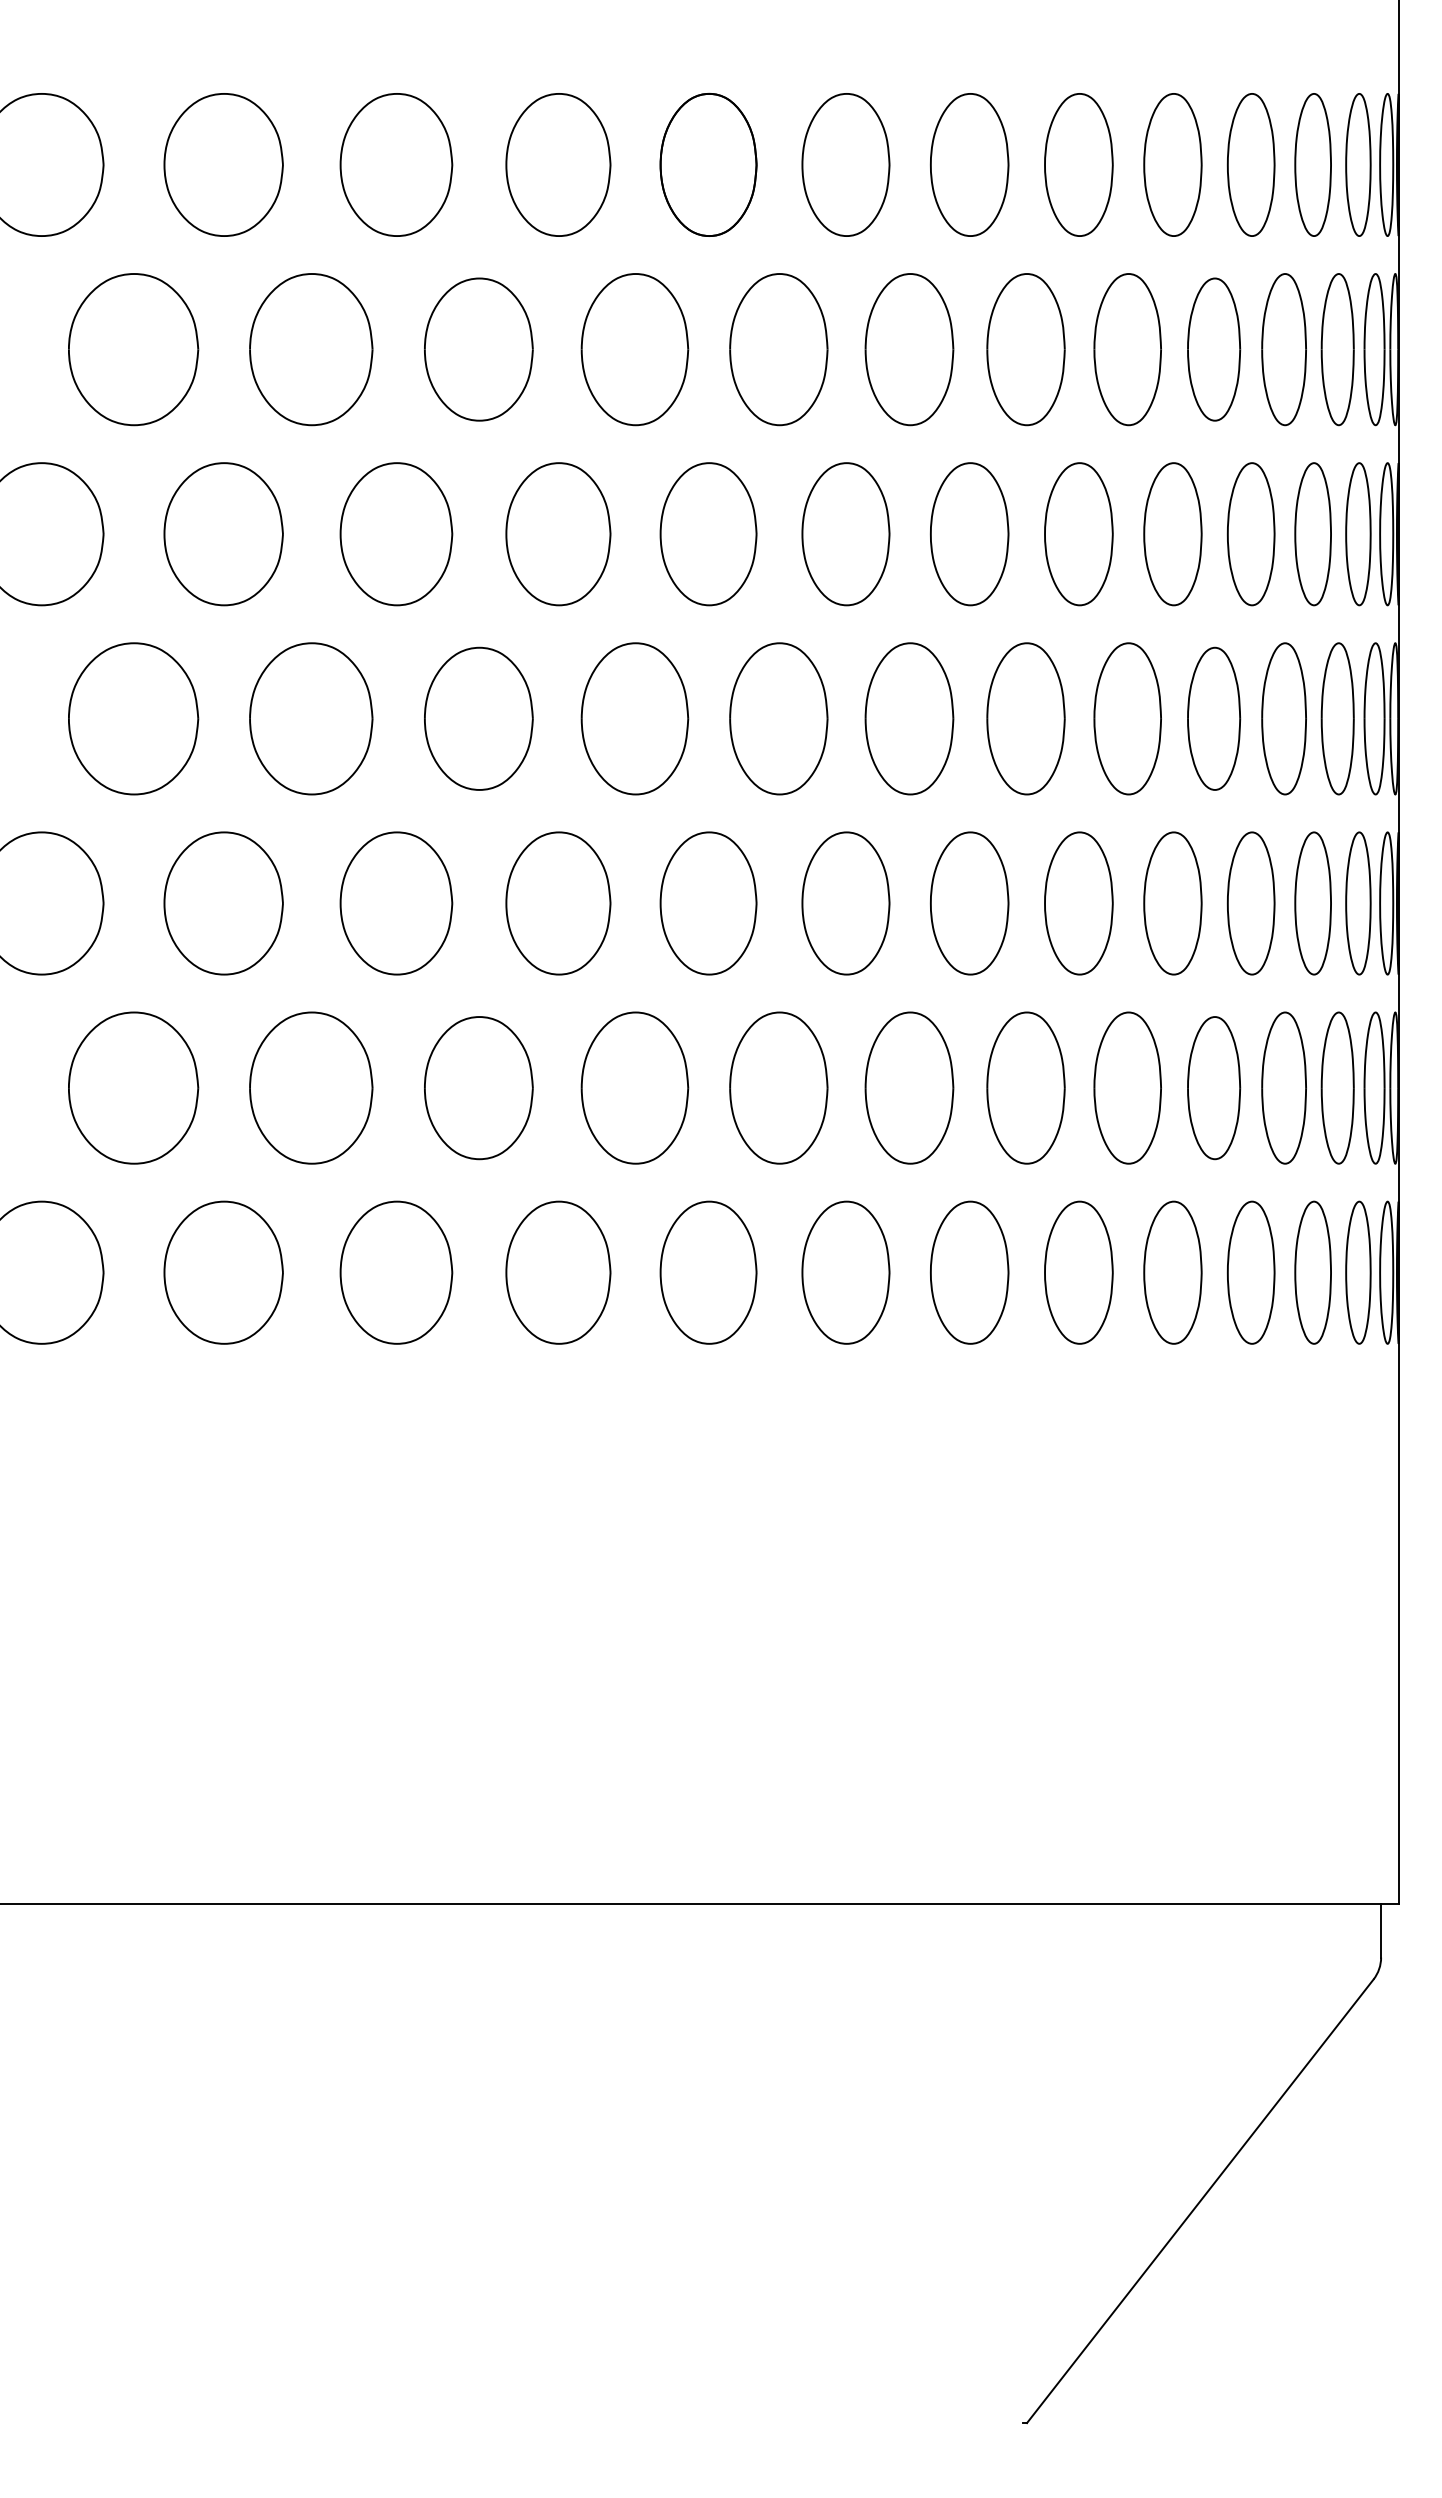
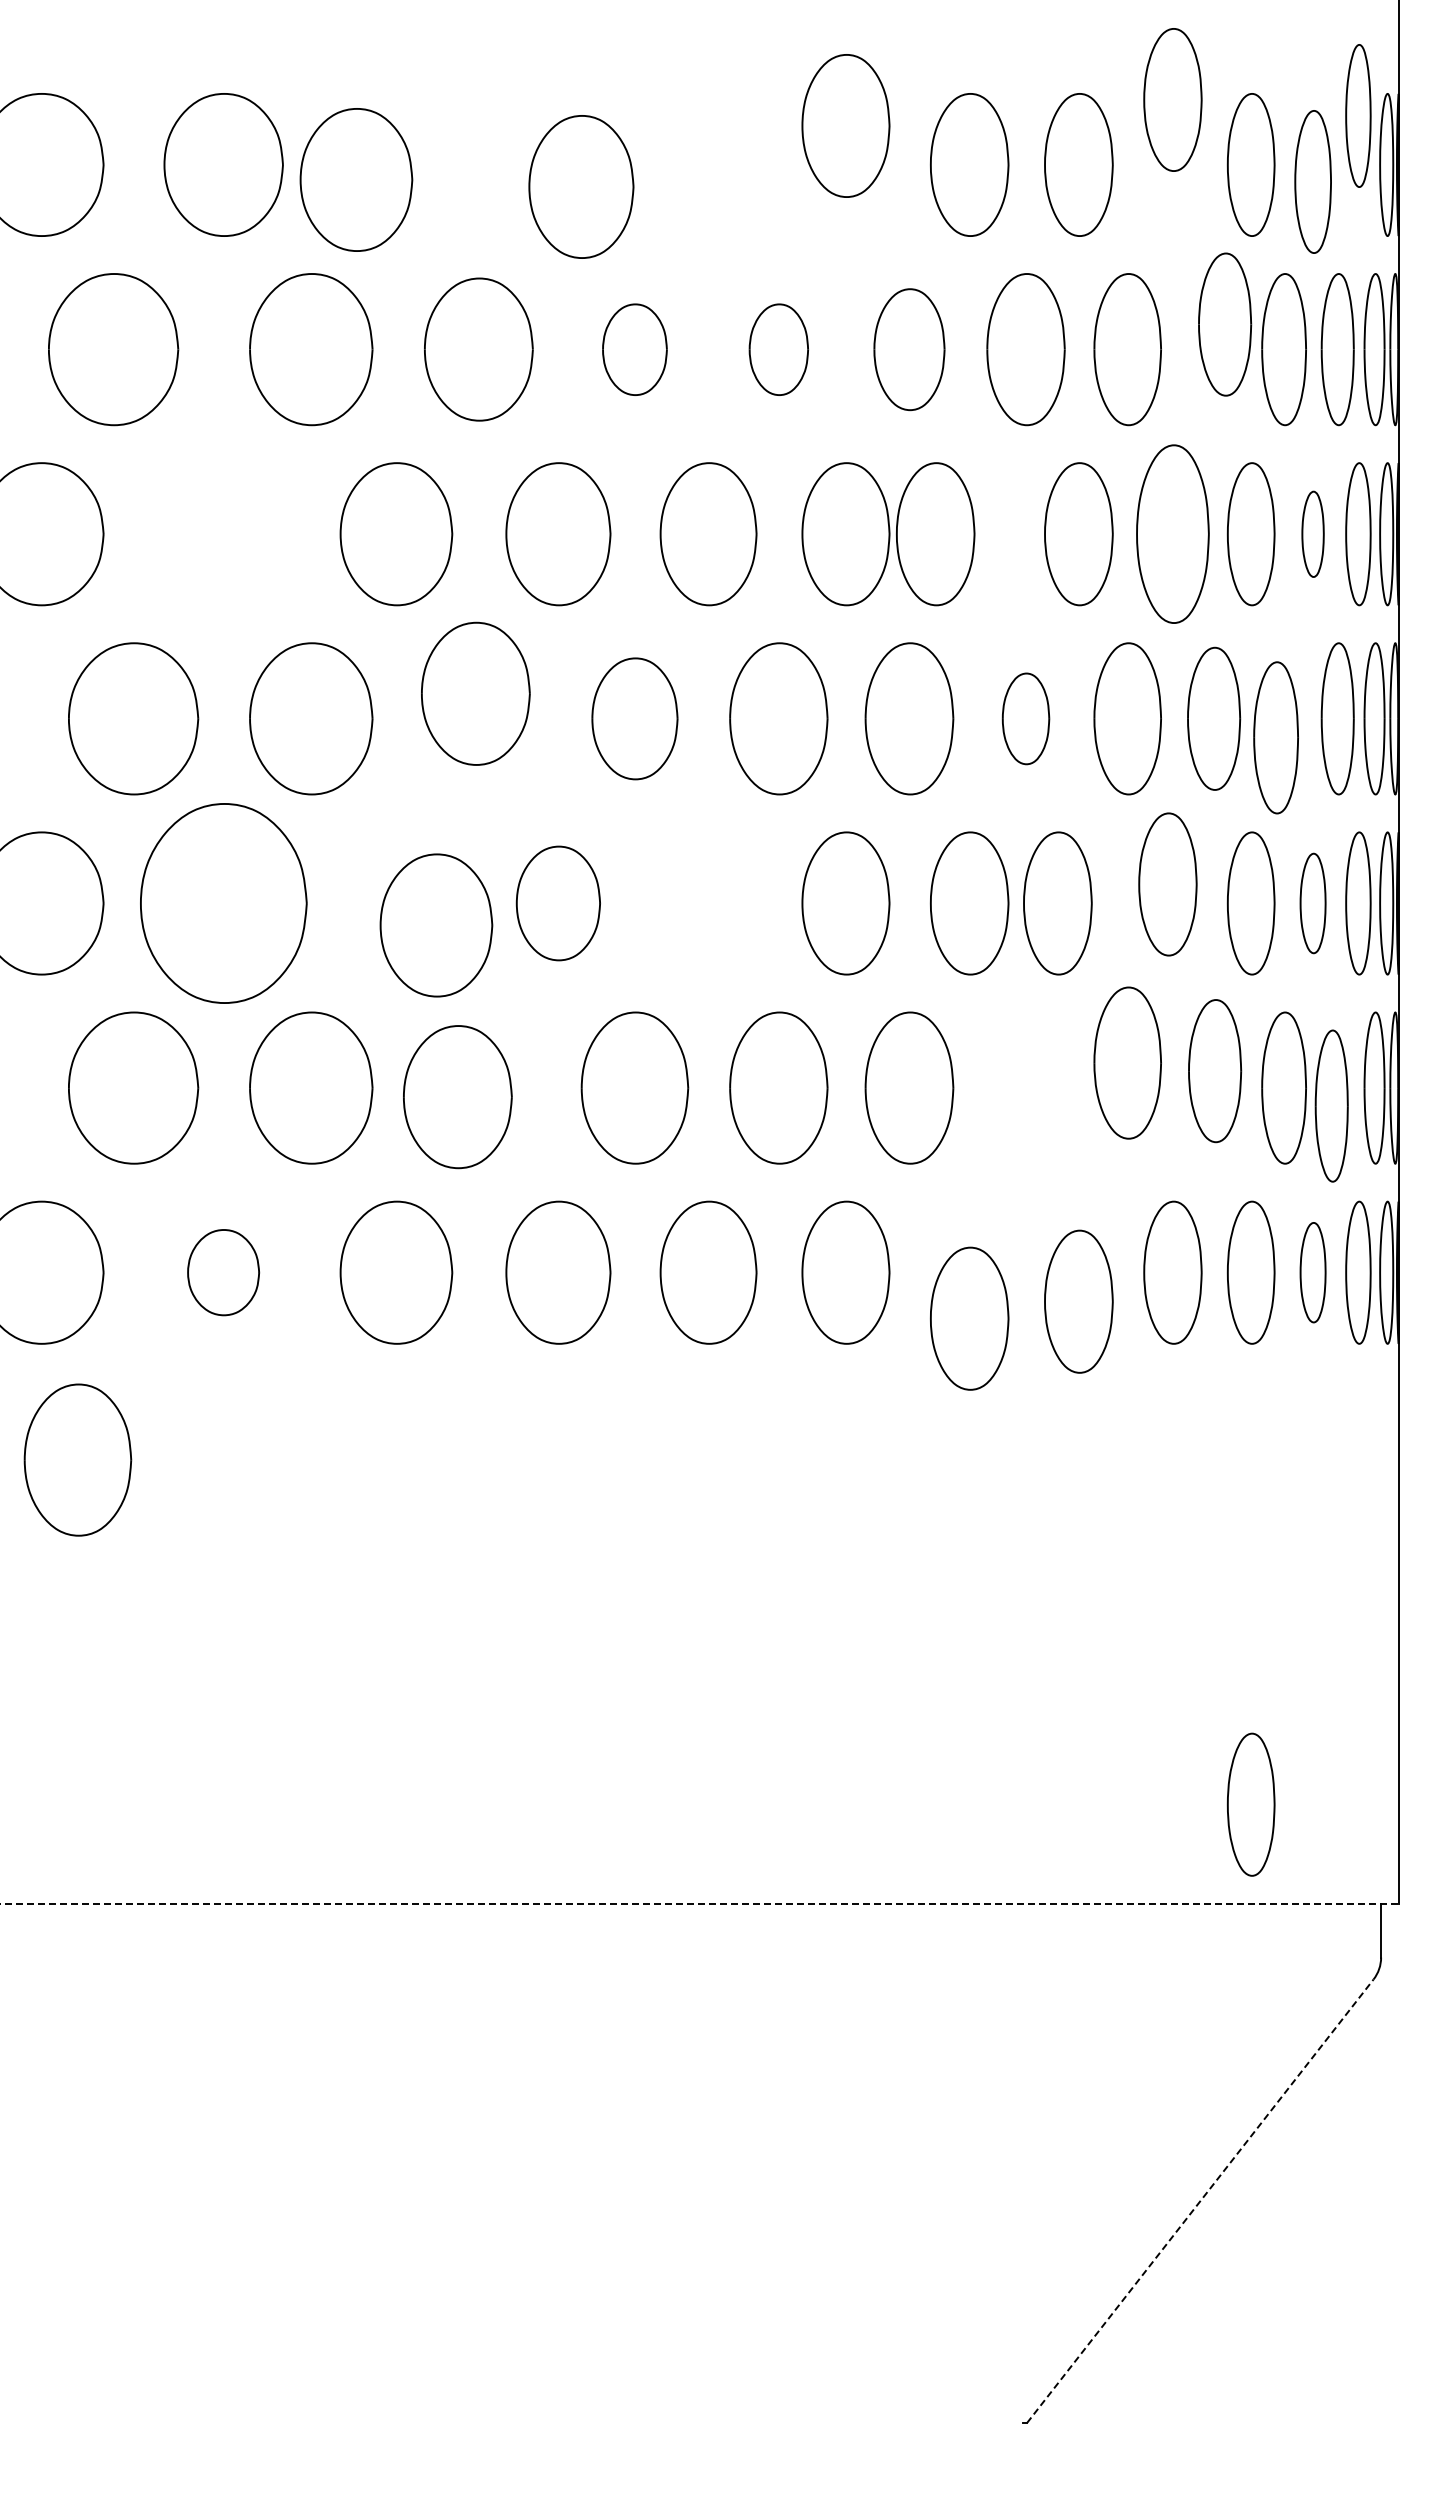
part position: (396, 164) -> (356, 179) (356, 179)
part position: (558, 164) -> (581, 186) (581, 186)
part: present -> none (708, 164)
part position: (845, 164) -> (845, 125) (845, 125)
part position: (1172, 164) -> (1172, 99) (1172, 99)
part position: (1312, 164) -> (1312, 181) (1312, 181)
part position: (1358, 164) -> (1358, 115) (1358, 115)
part position: (133, 349) -> (113, 349) (113, 349)
part size: 110x154 px -> 66x93 px (634, 349)
part size: 100x154 px -> 61x93 px (778, 349)
part size: 91x154 px -> 73x124 px (909, 349)
part position: (1214, 349) -> (1225, 324) (1225, 324)
part: present -> none (223, 534)
part position: (969, 534) -> (935, 534) (935, 534)
part size: 60x145 px -> 74x180 px (1172, 533)
part size: 38x145 px -> 24x88 px (1312, 533)
part position: (478, 718) -> (475, 693) (475, 693)
part size: 110x154 px -> 88x124 px (634, 718)
part size: 80x154 px -> 50x94 px (1025, 718)
part position: (1283, 718) -> (1275, 737) (1275, 737)
part size: 121x145 px -> 168x201 px (223, 903)
part position: (396, 903) -> (436, 925) (436, 925)
part size: 107x145 px -> 86x117 px (557, 903)
part: present -> none (708, 903)
part position: (1078, 903) -> (1057, 903) (1057, 903)
part position: (1172, 903) -> (1167, 884) (1167, 884)
part size: 38x145 px -> 28x103 px (1312, 903)
part: present -> none (1025, 1087)
part position: (1127, 1087) -> (1127, 1062) (1127, 1062)
part position: (1337, 1087) -> (1331, 1105) (1331, 1105)
part position: (478, 1088) -> (457, 1097) (457, 1097)
part position: (1214, 1088) -> (1215, 1071) (1215, 1071)
part size: 121x145 px -> 74x88 px (223, 1272)
part position: (969, 1272) -> (969, 1318) (969, 1318)
part position: (1078, 1272) -> (1078, 1301) (1078, 1301)
part size: 38x145 px -> 28x102 px (1312, 1272)
part: none -> present (77, 1459)
part: none -> present (1250, 1804)
line: solid -> dashed (700, 1903)
line: solid -> dashed (1200, 2200)
